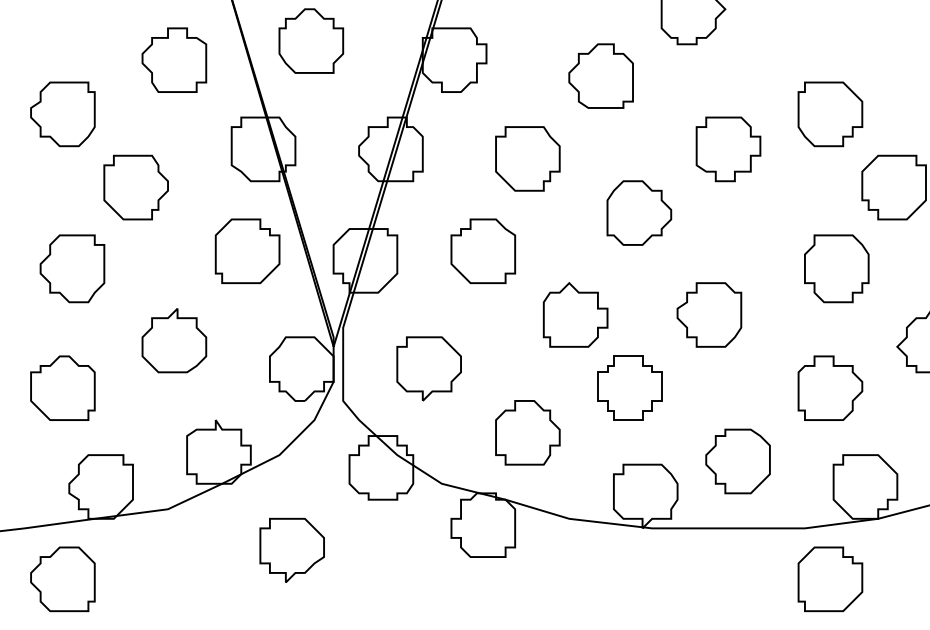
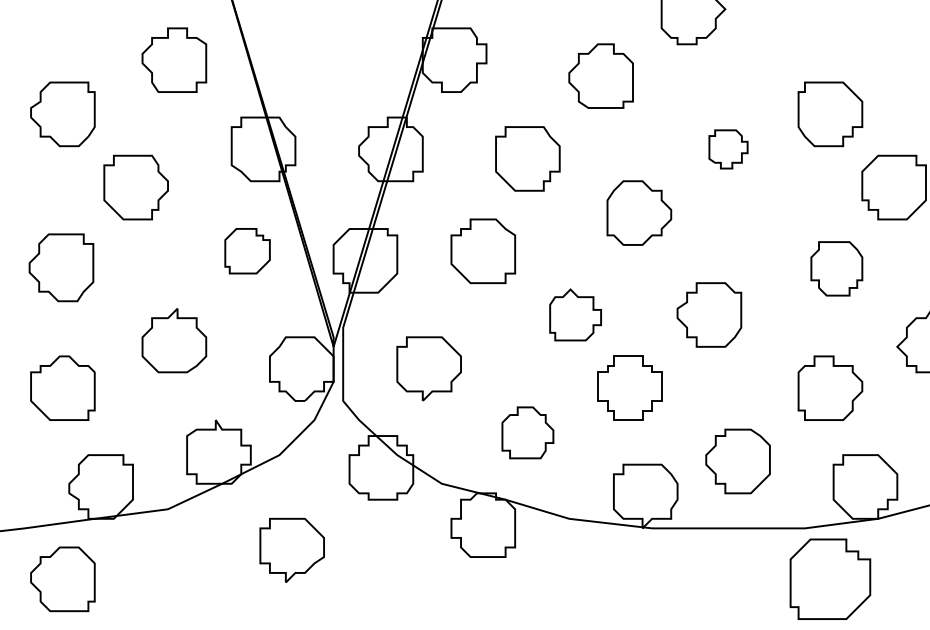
part: present -> none (311, 40)
part size: 67x67 px -> 41x41 px (728, 149)
part size: 67x66 px -> 47x47 px (247, 251)
part position: (72, 268) -> (61, 267) (61, 267)
part size: 66x70 px -> 54x56 px (836, 268)
part size: 67x66 px -> 53x54 px (575, 314)
part size: 66x66 px -> 54x54 px (527, 432)
part size: 67x67 px -> 83x82 px (830, 578)
